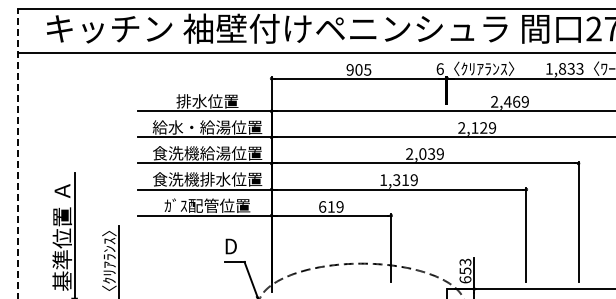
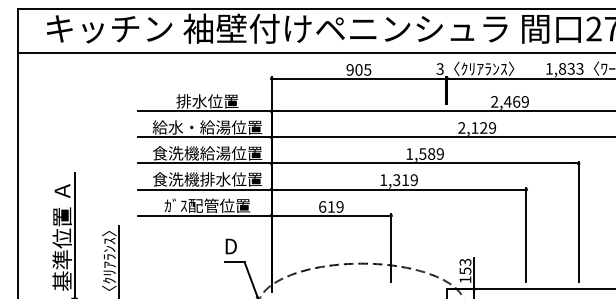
text: 6 -> 3 (439, 68)
line: dashed -> solid (18, 153)
text: 2,039 -> 1,589 (420, 153)
text: 653 -> 153 (465, 279)
